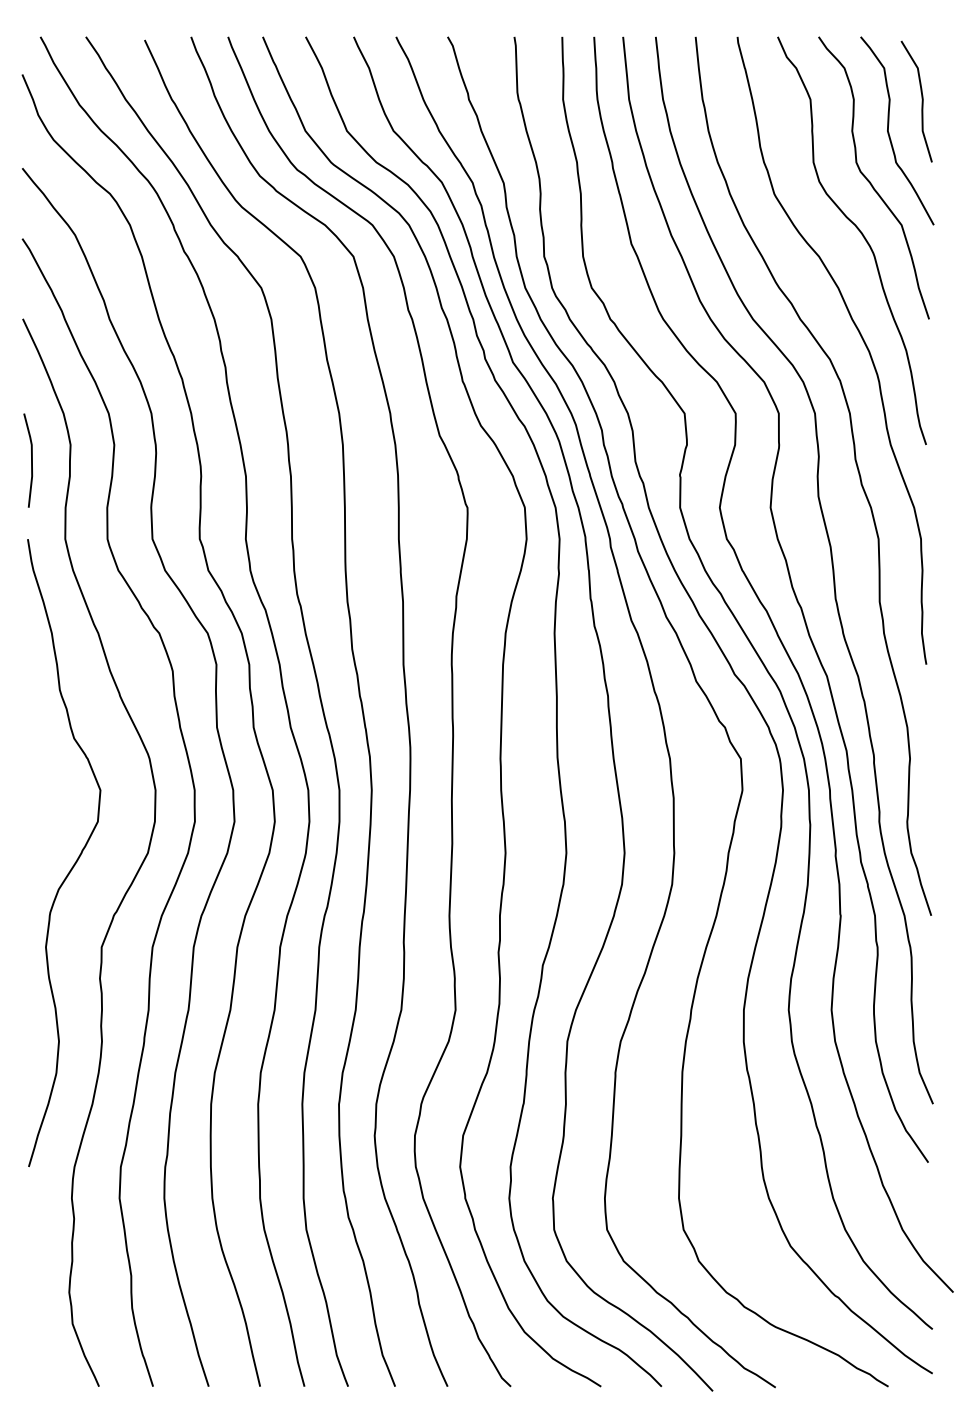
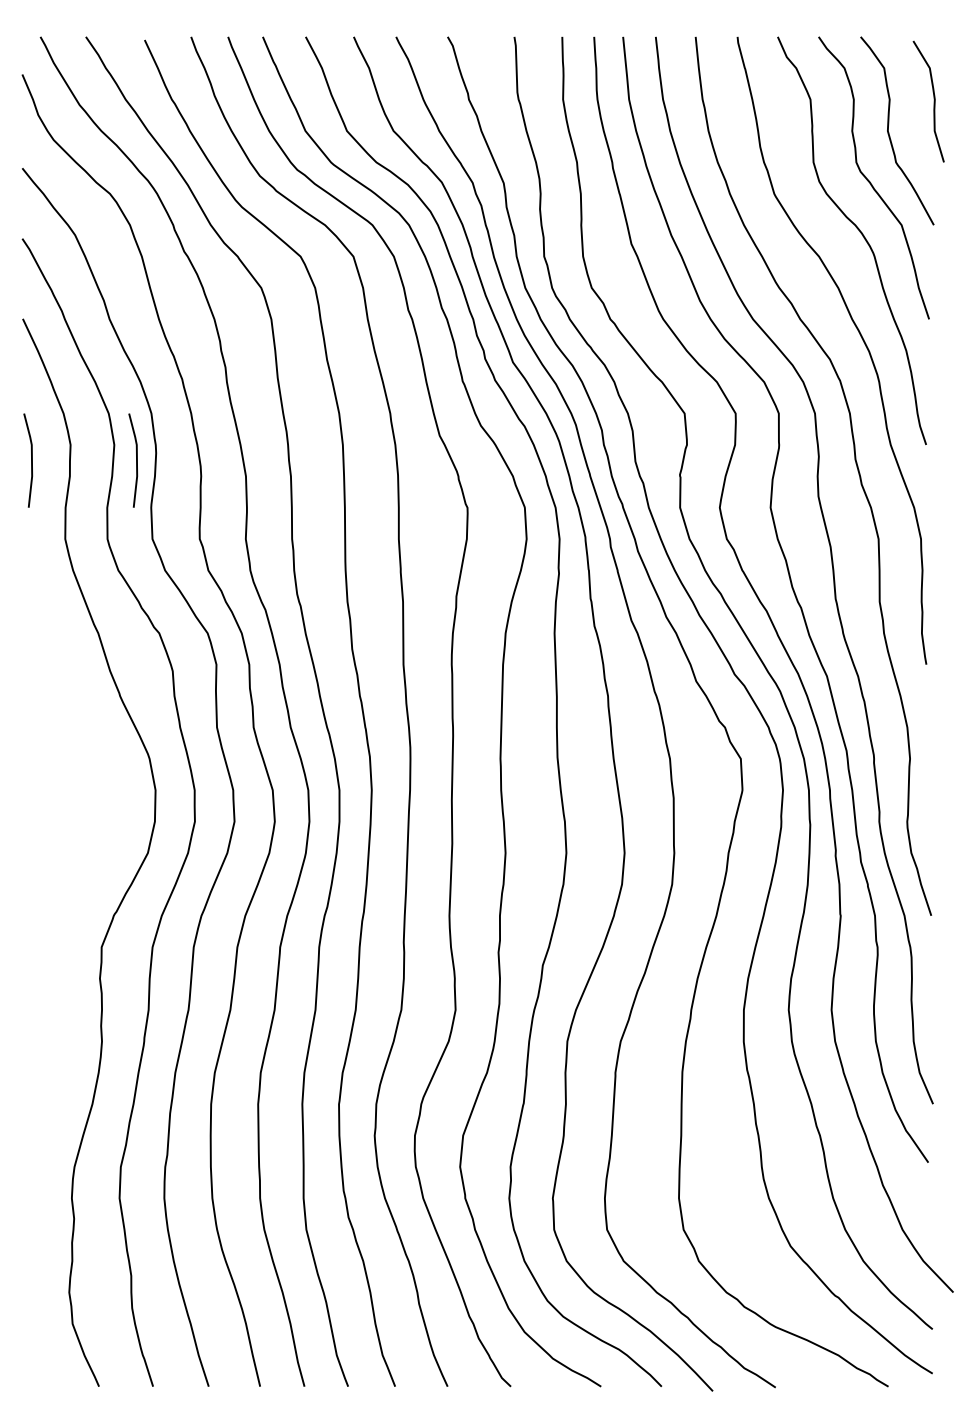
curve position: (921, 101) -> (933, 101) (933, 101)
line: none -> present (136, 460)
curve: present -> none (76, 859)
